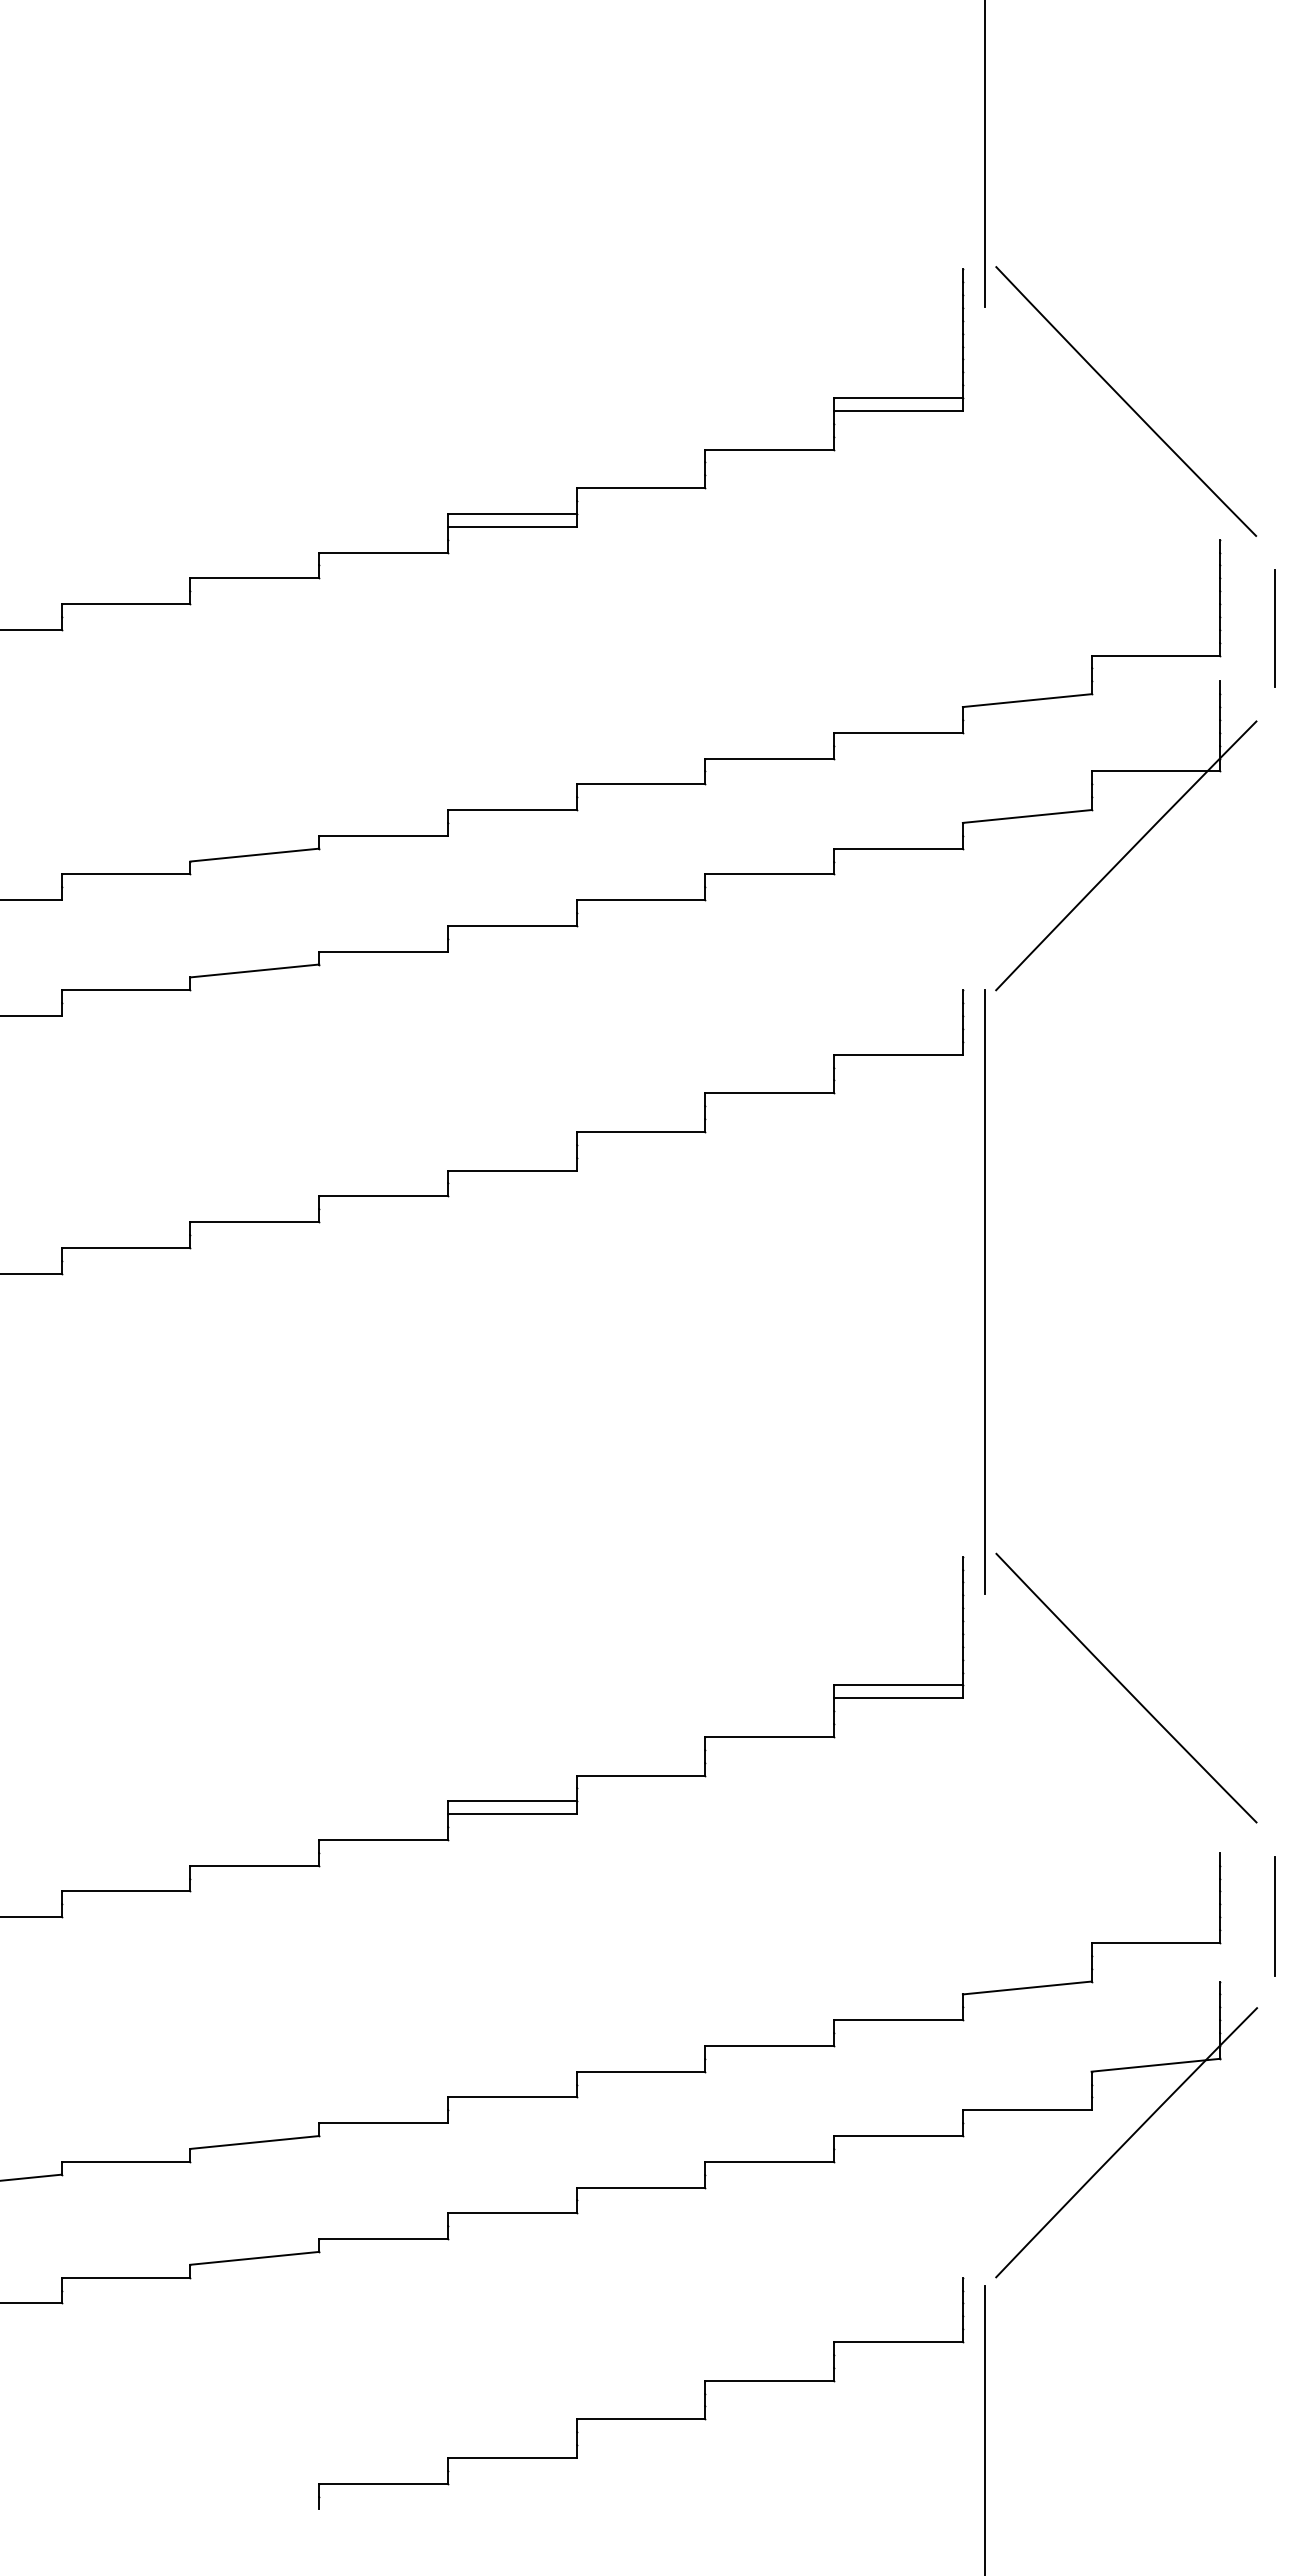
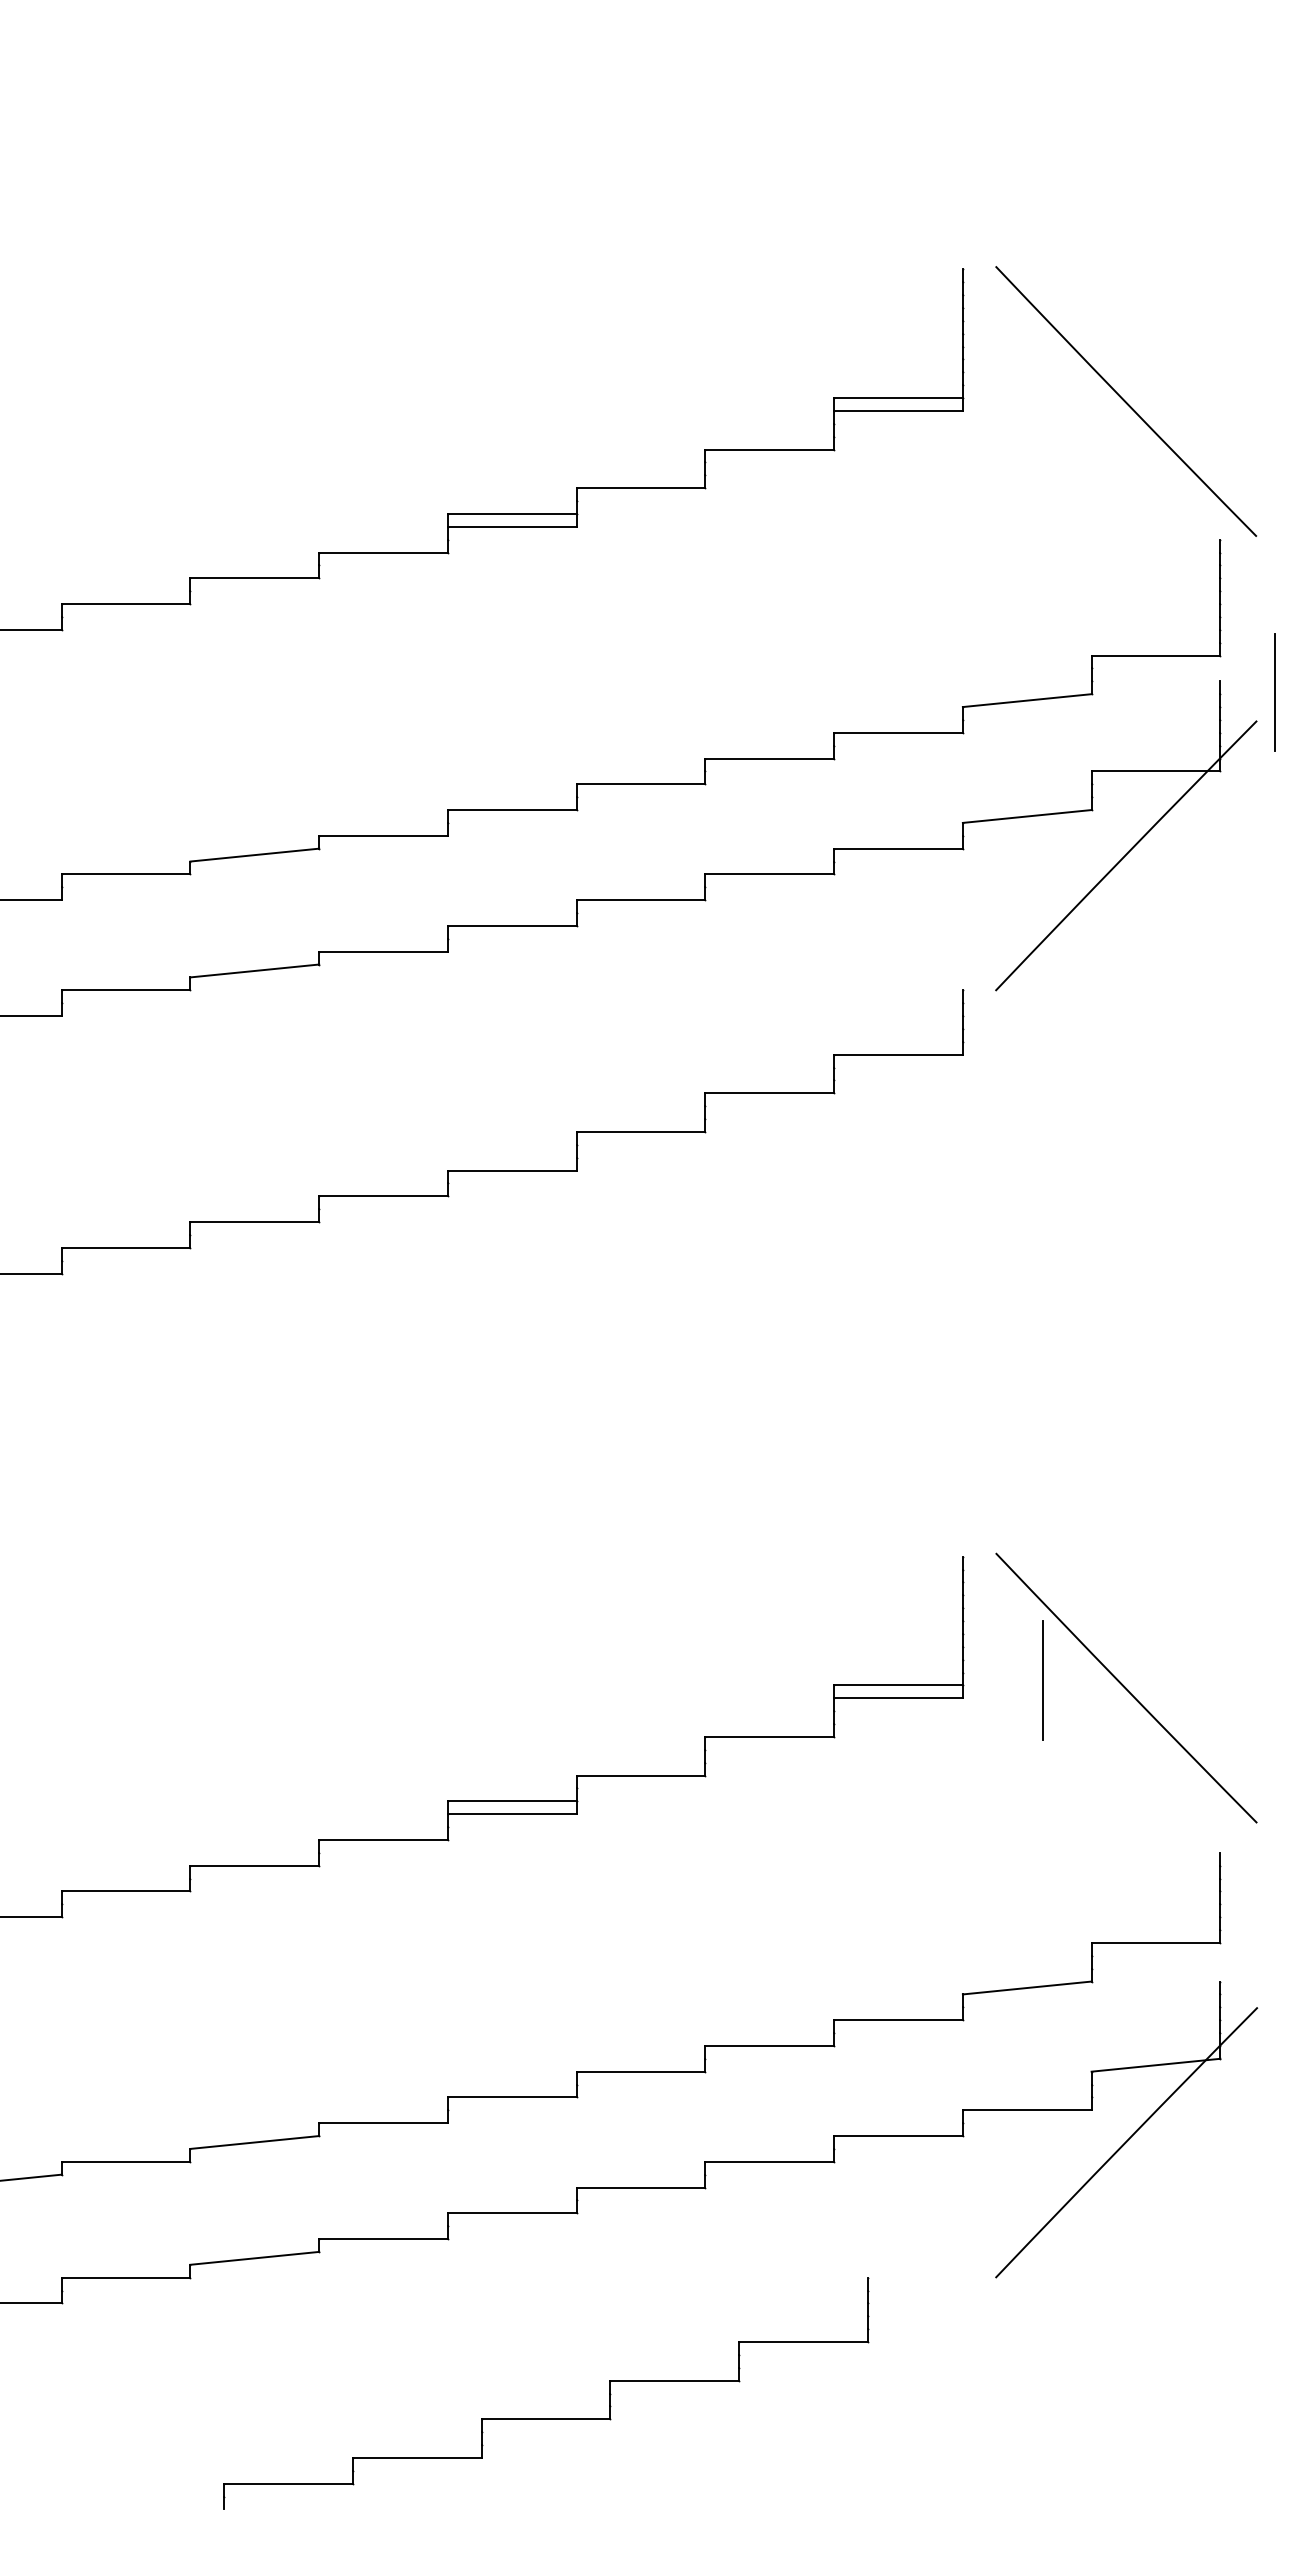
line: present -> none (985, 154)
line position: (1274, 628) -> (1274, 692) (1274, 692)
line: present -> none (985, 1291)
line position: (1274, 1916) -> (1042, 1680) (1042, 1680)
part position: (641, 2418) -> (546, 2418) (546, 2418)
line: present -> none (985, 2428)
